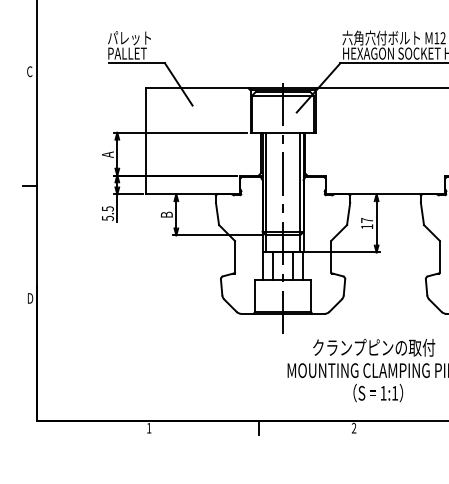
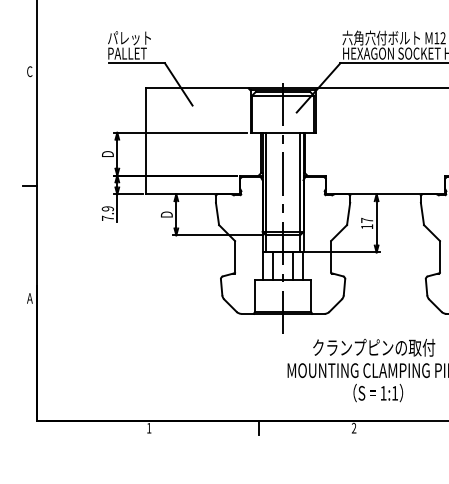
text: A -> D (107, 154)
text: 5.5 -> 7.9 (107, 213)
text: B -> D (166, 213)
text: D -> A (30, 298)
